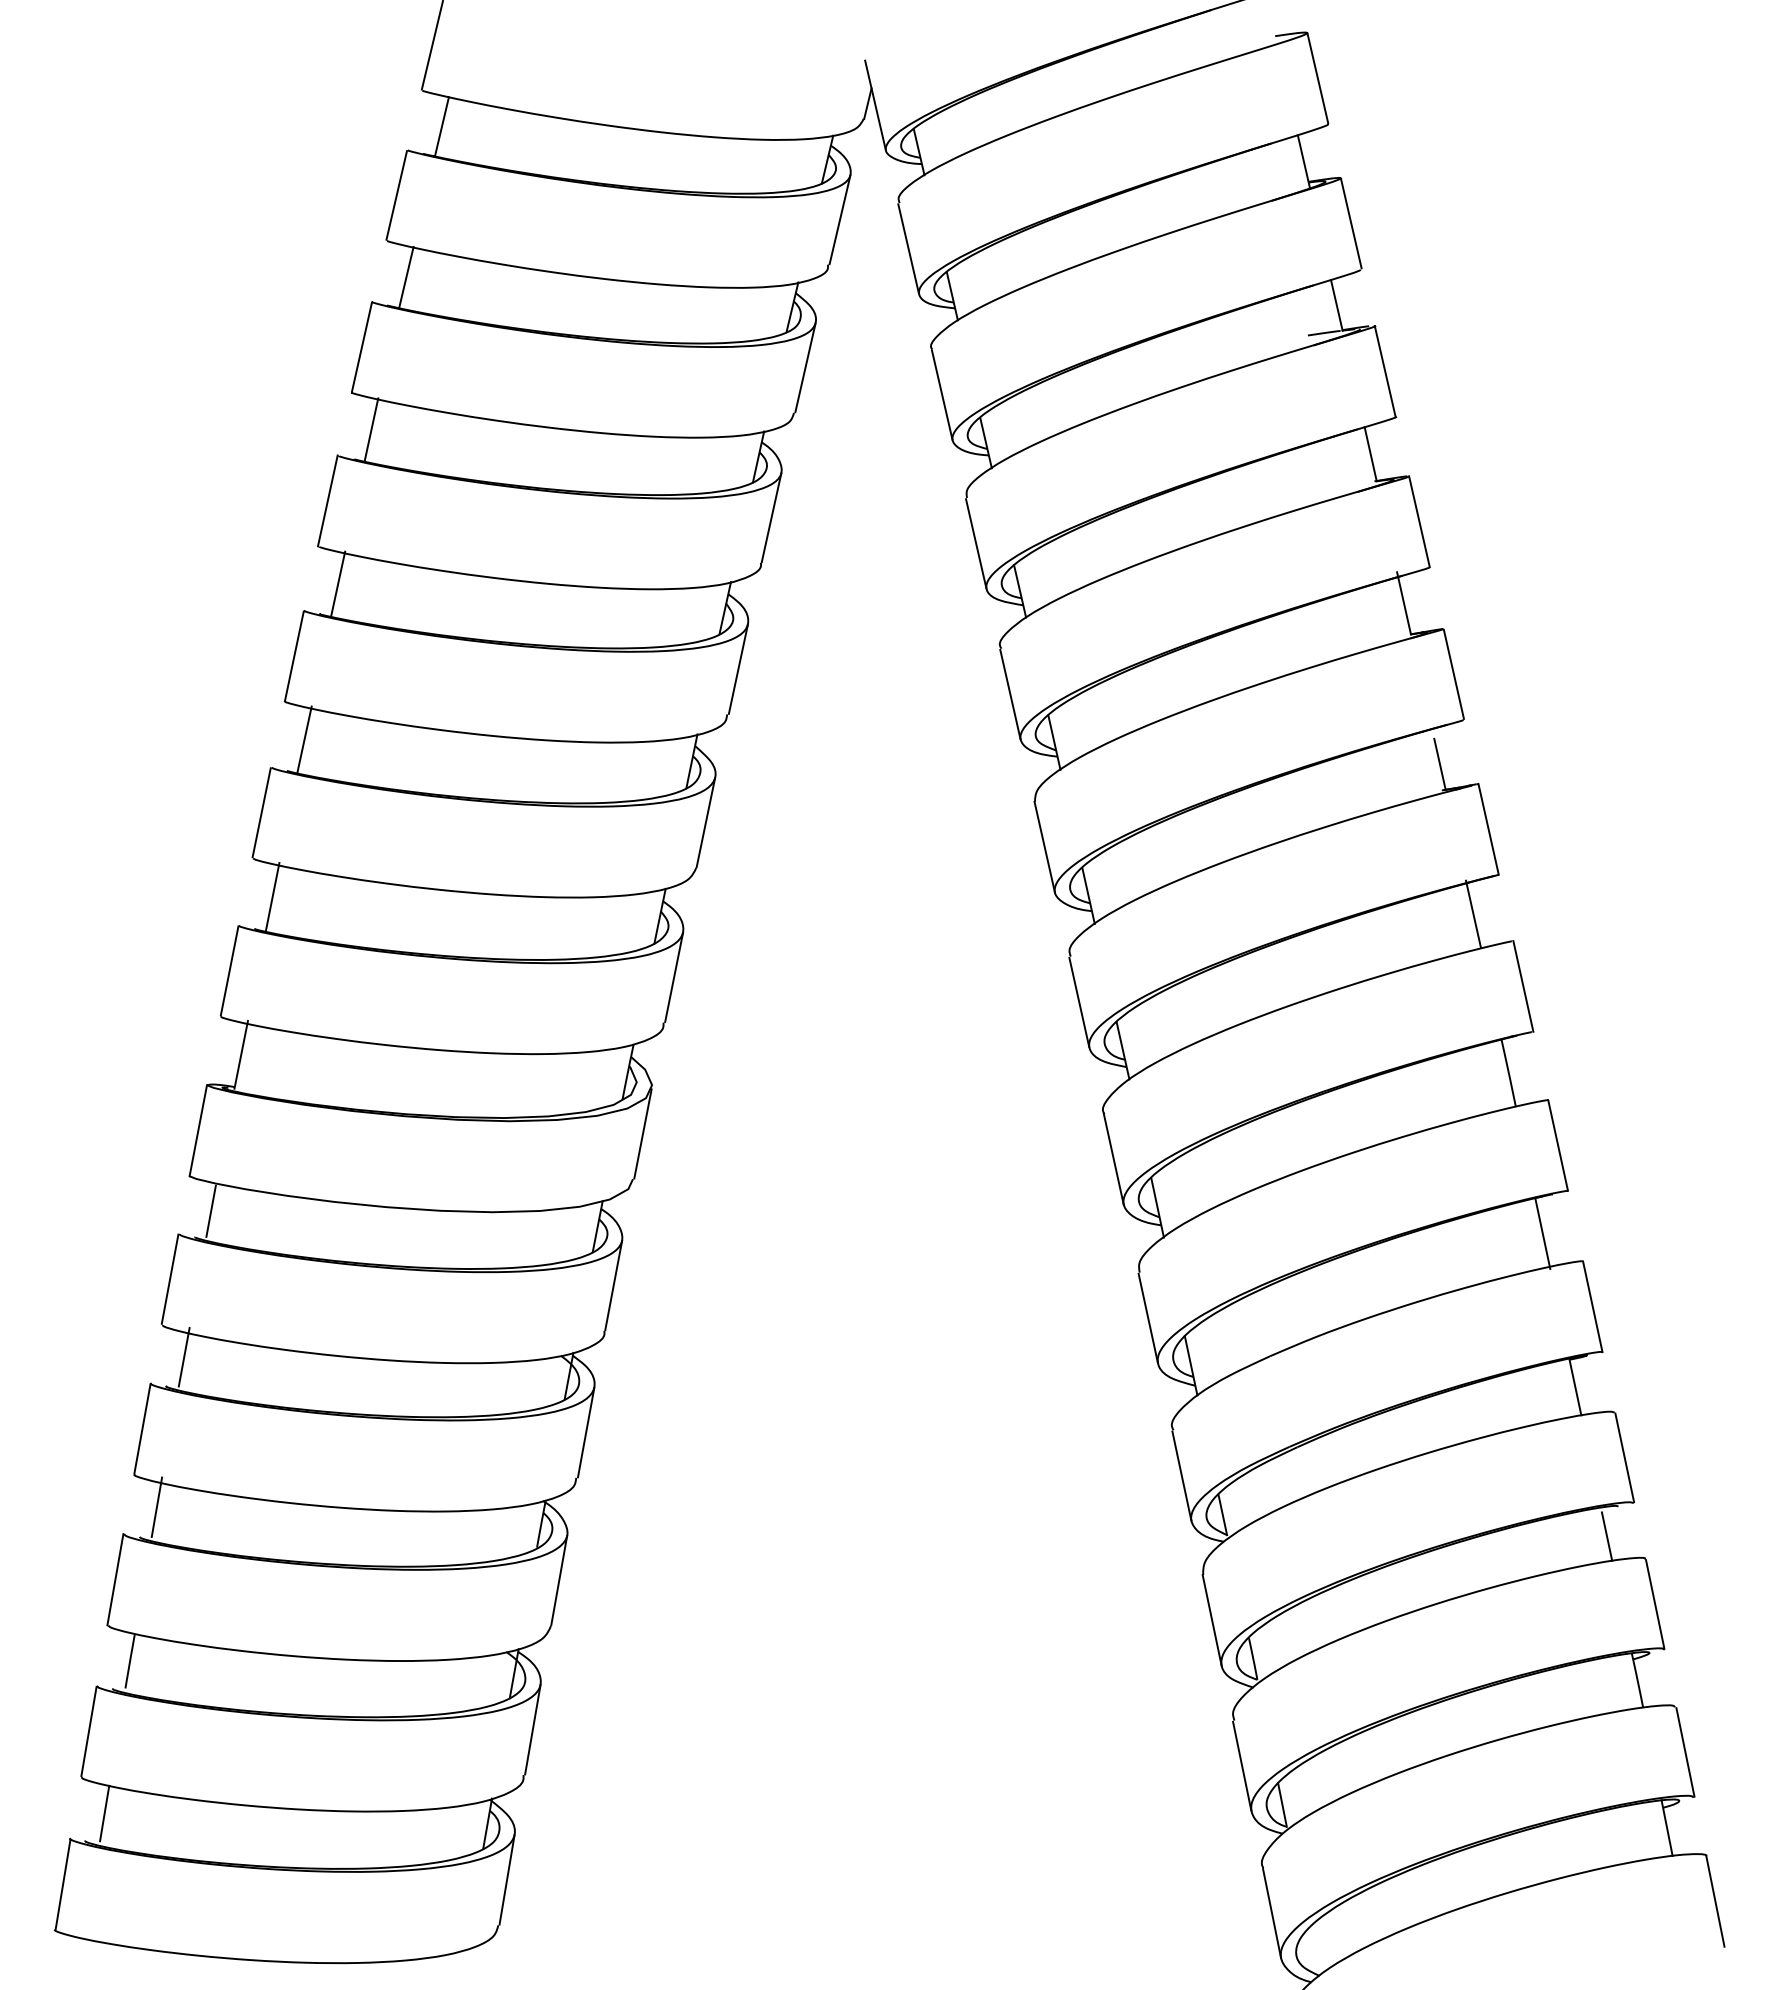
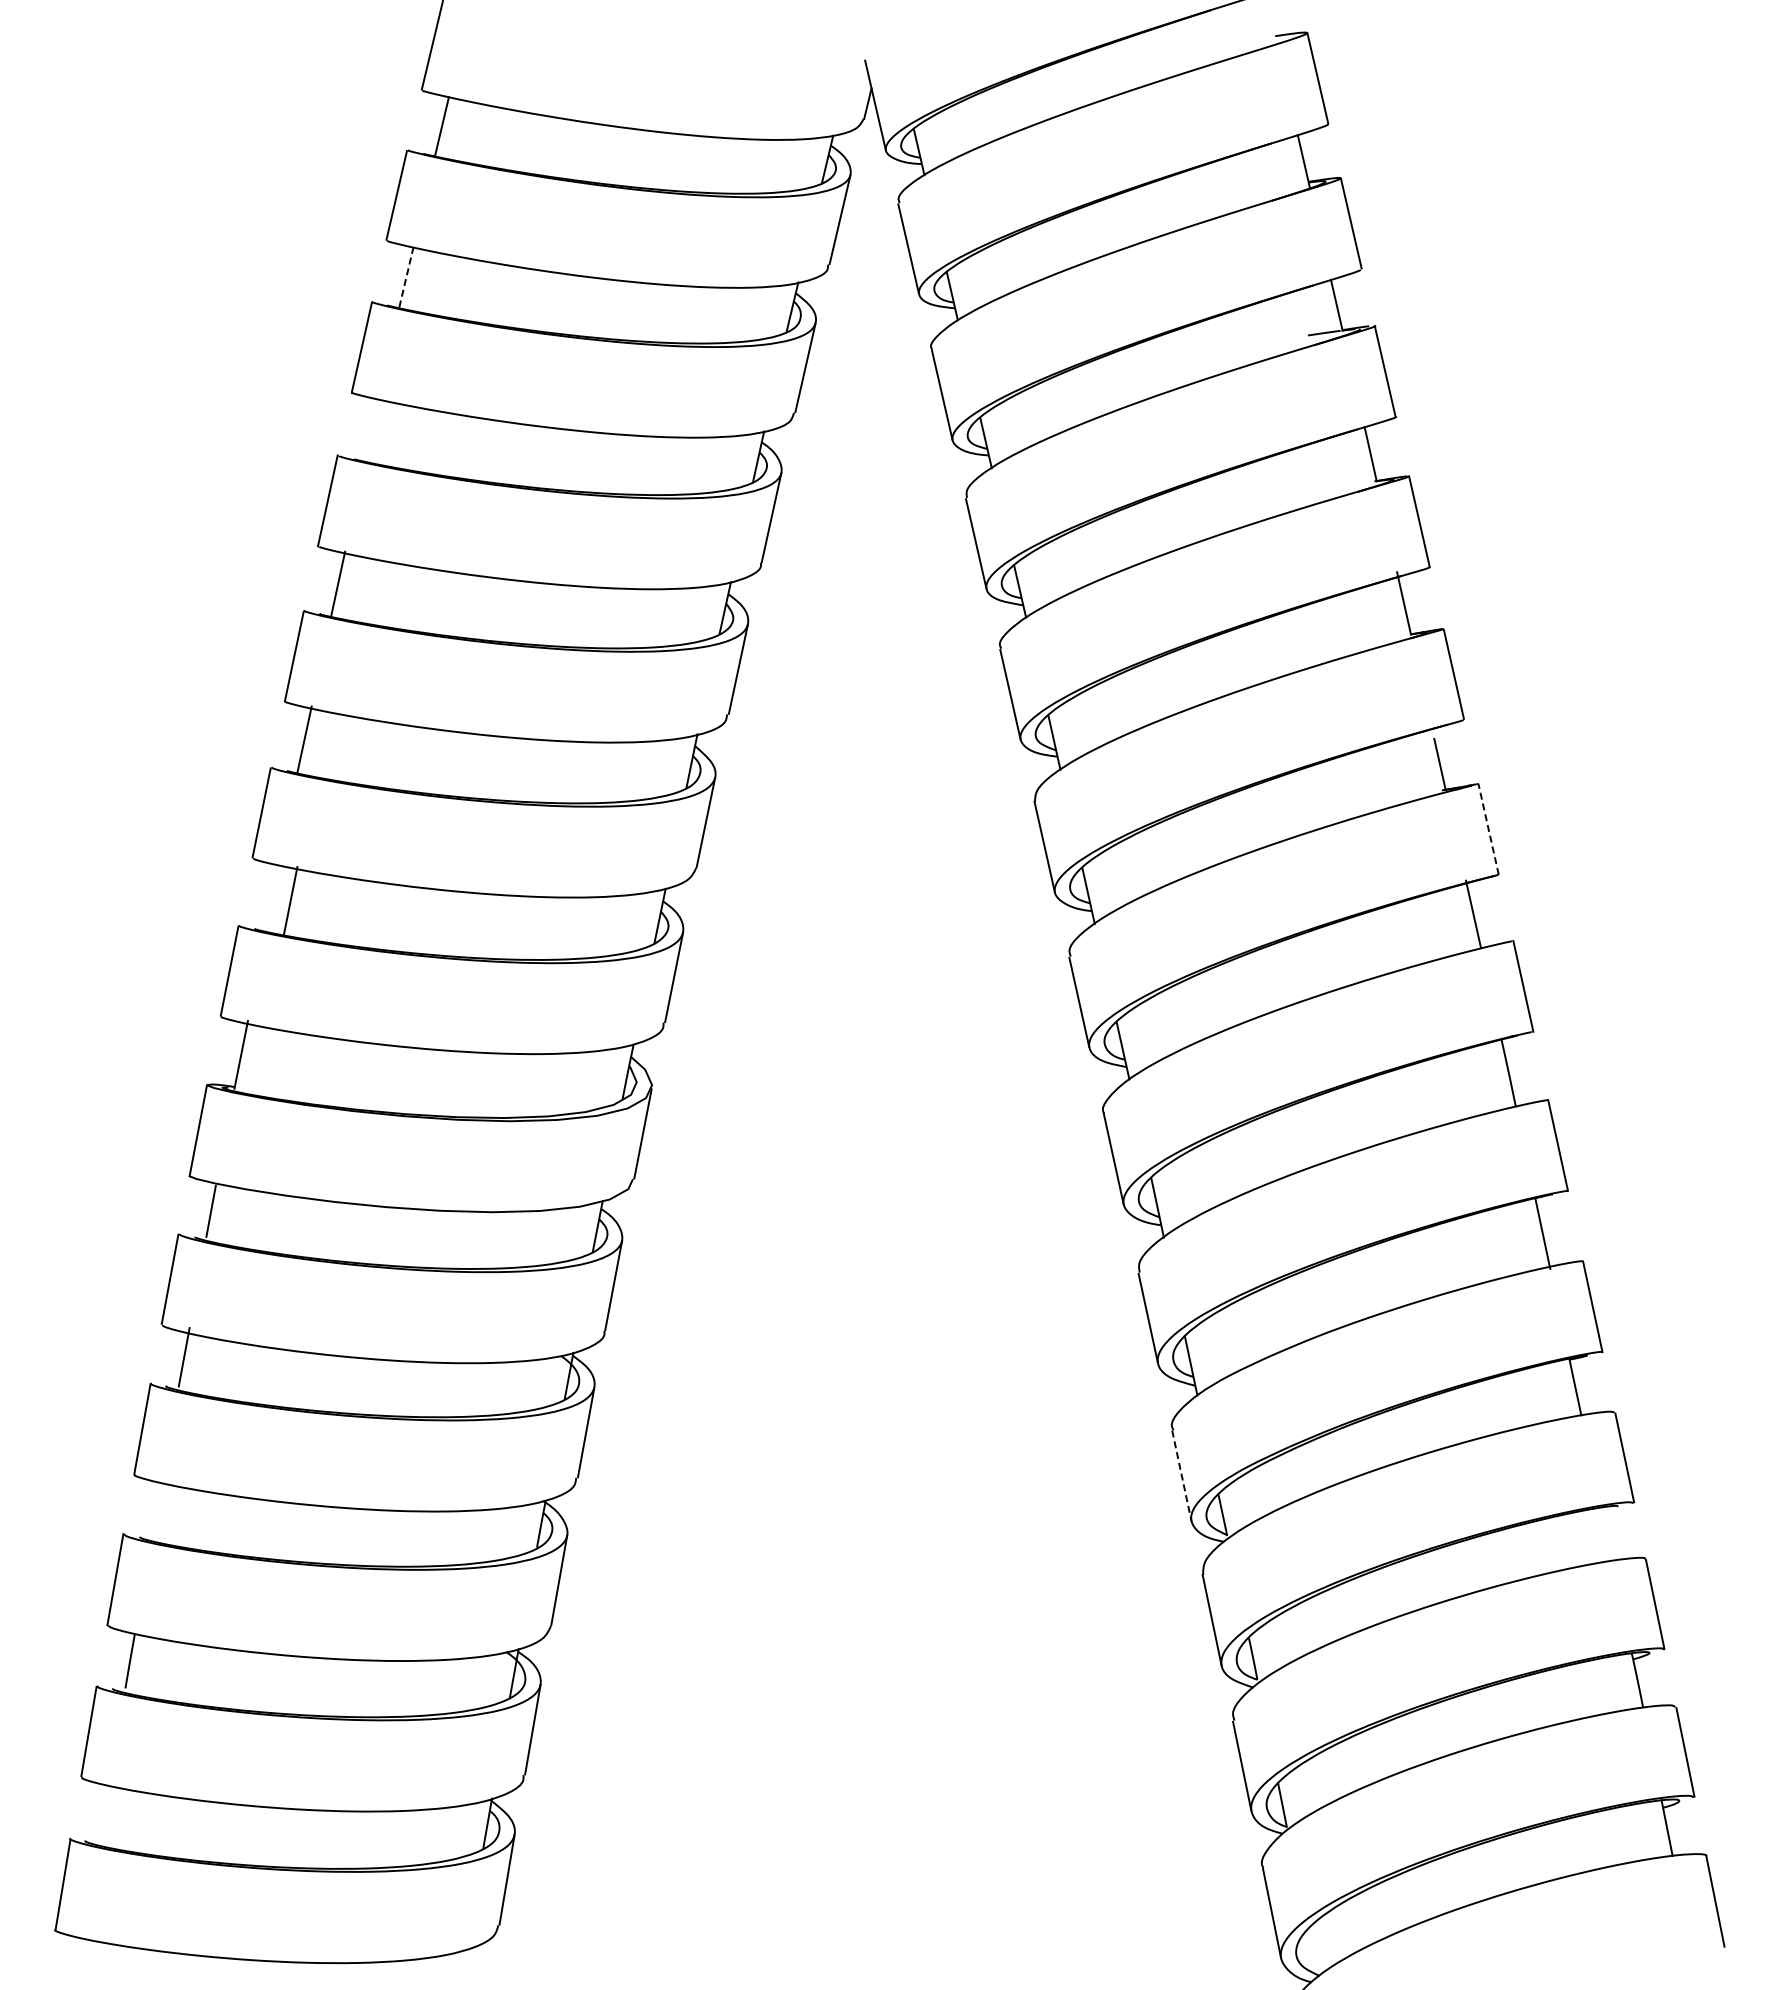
line: solid -> dashed (406, 277)
line: present -> none (371, 429)
line: solid -> dashed (1488, 829)
line position: (272, 896) -> (290, 900) (290, 900)
line: solid -> dashed (1181, 1475)
line: present -> none (156, 1506)
line: present -> none (1606, 1536)
line: present -> none (104, 1813)
